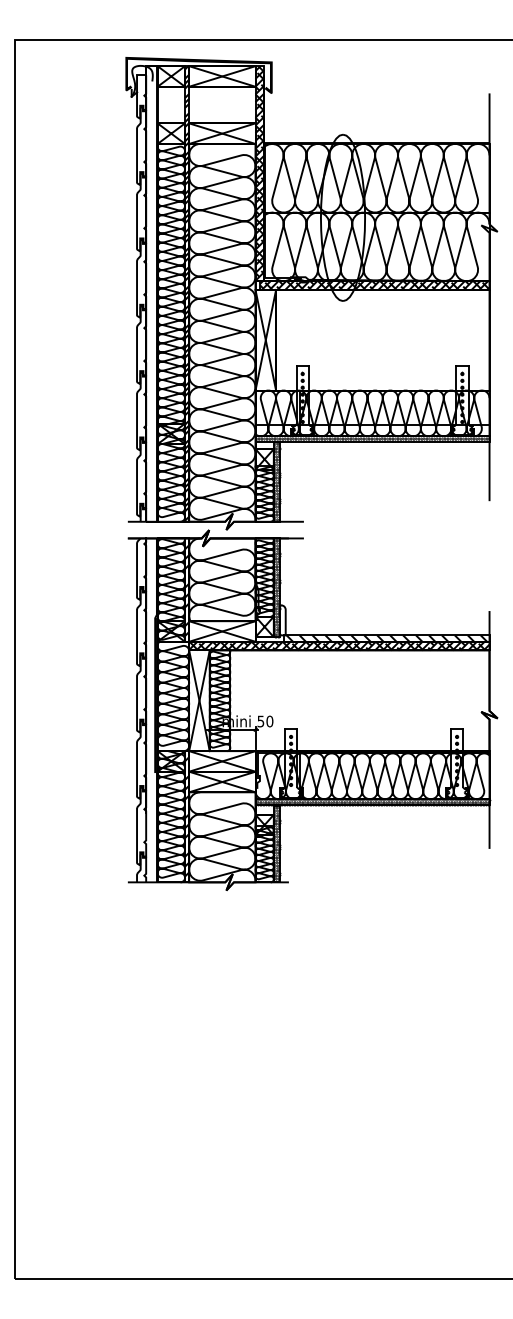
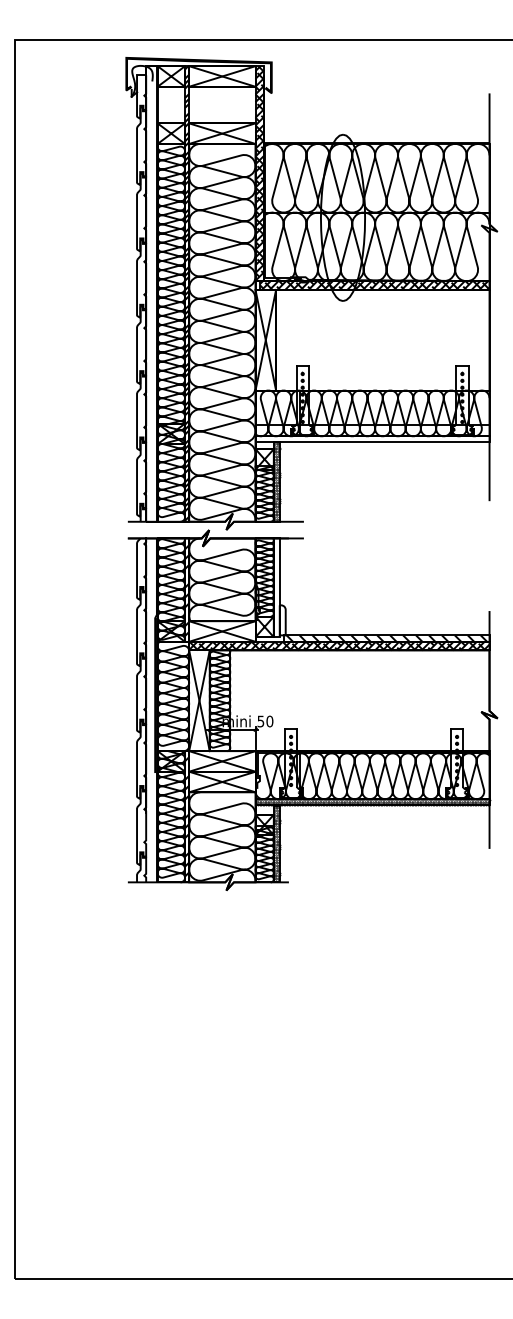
hatch: present -> none (371, 439)
hatch: present -> none (276, 587)
